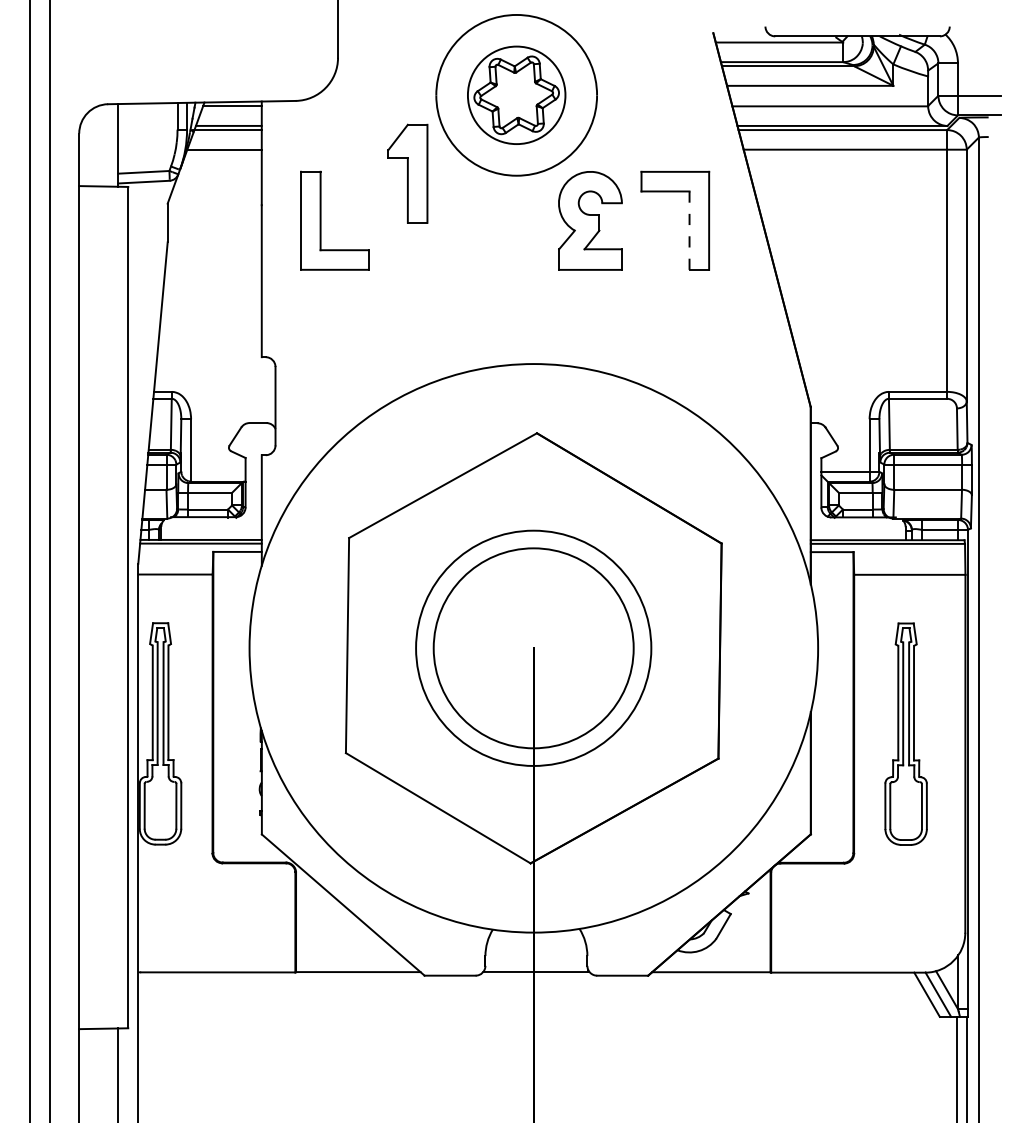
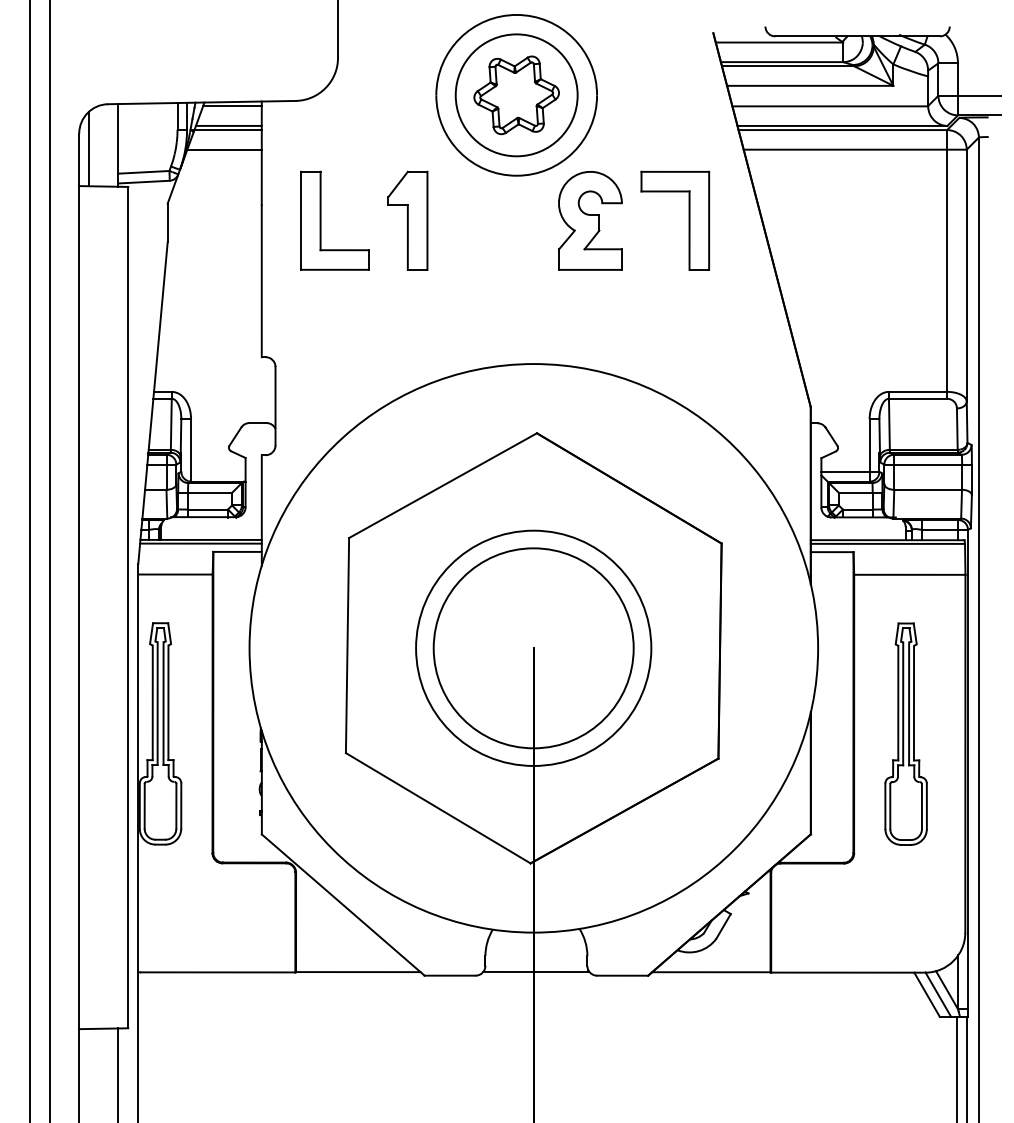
circle diameter: 98 px -> 122 px (516, 95)
line: none -> present (88, 149)
part position: (407, 173) -> (407, 220) (407, 220)
line: dashed -> solid (689, 230)
